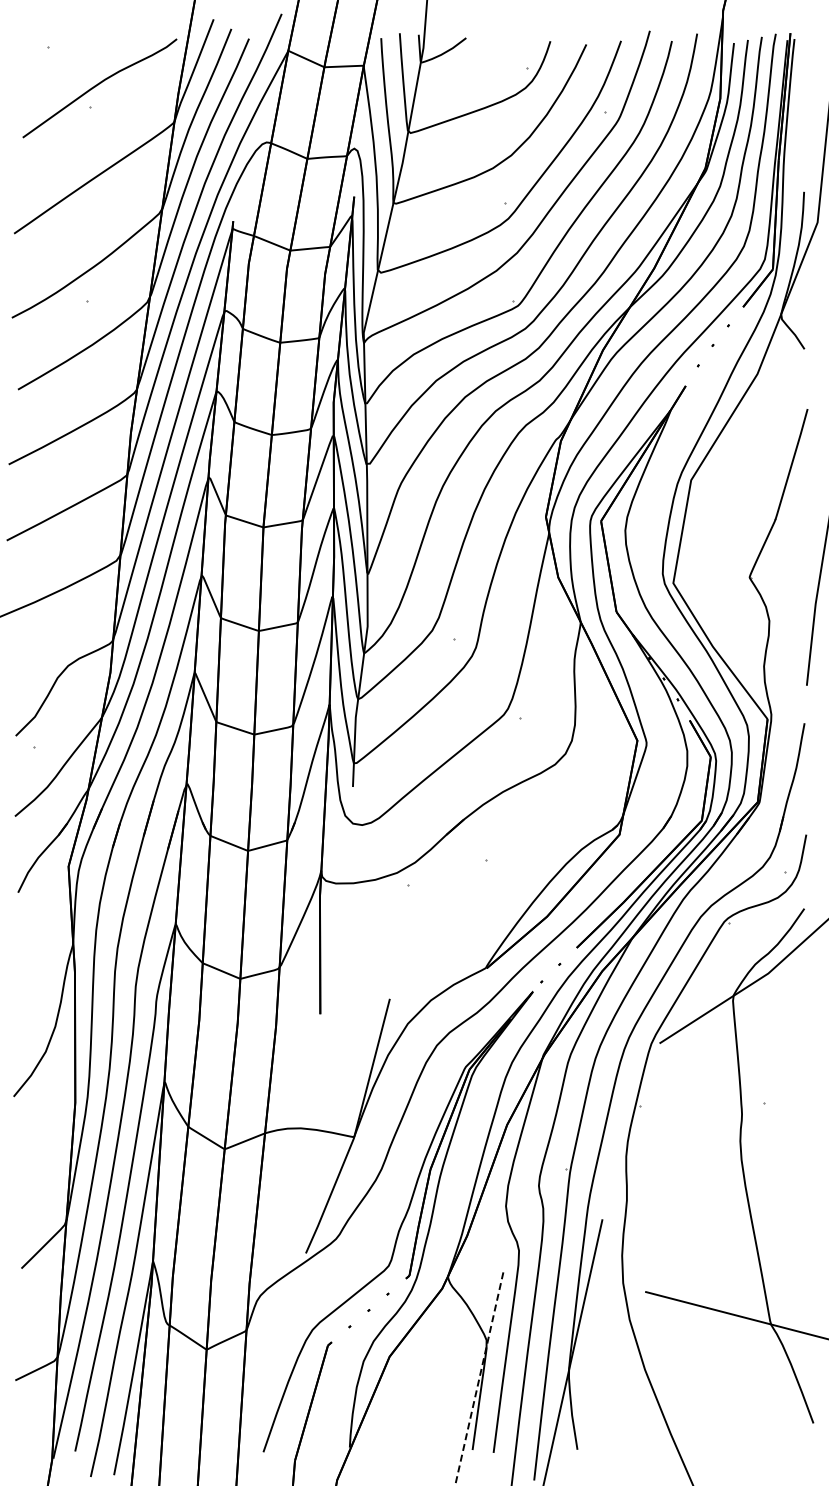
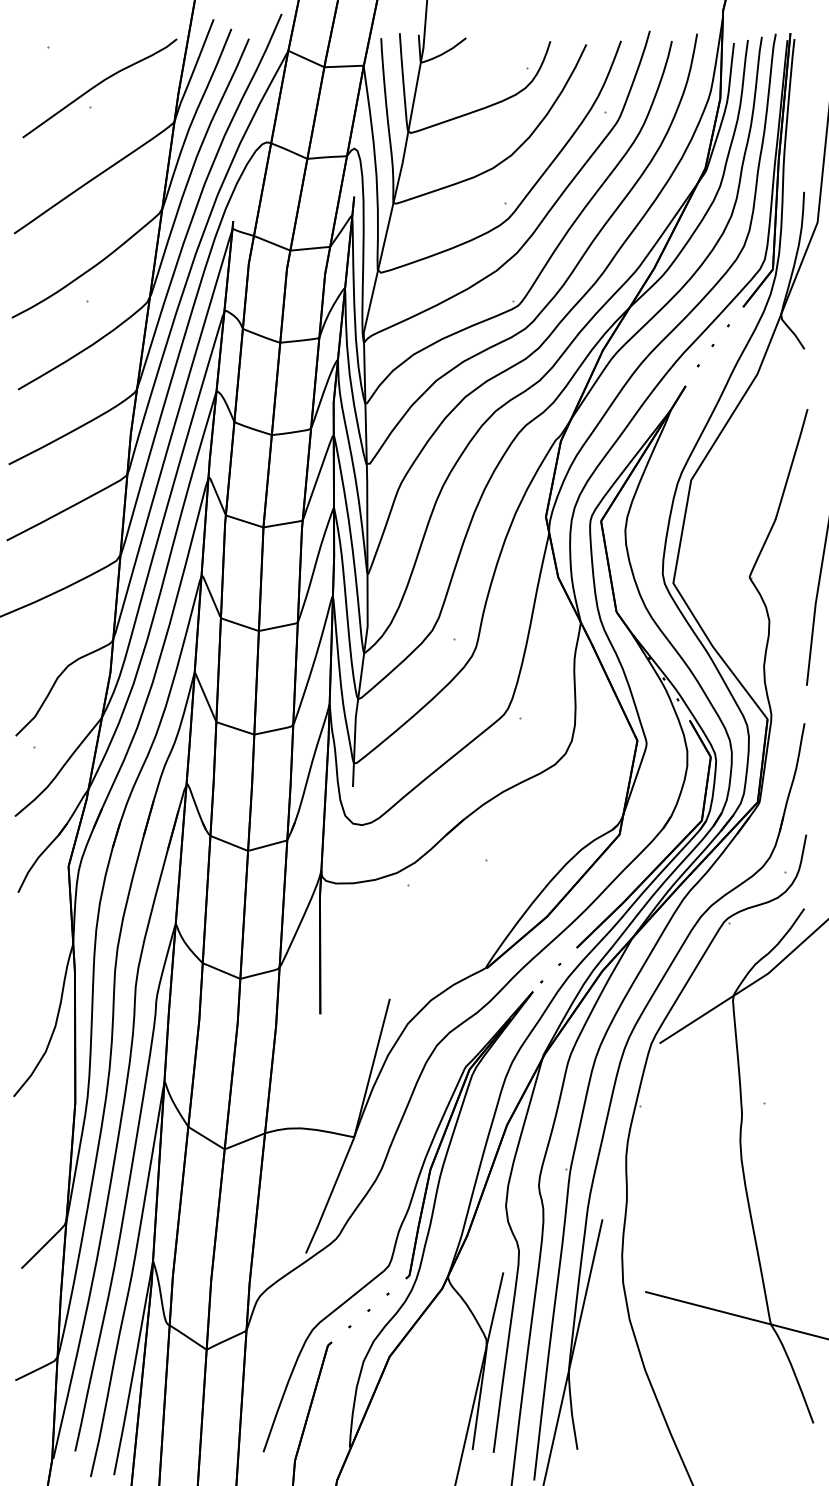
line: dashed -> solid (479, 1379)
